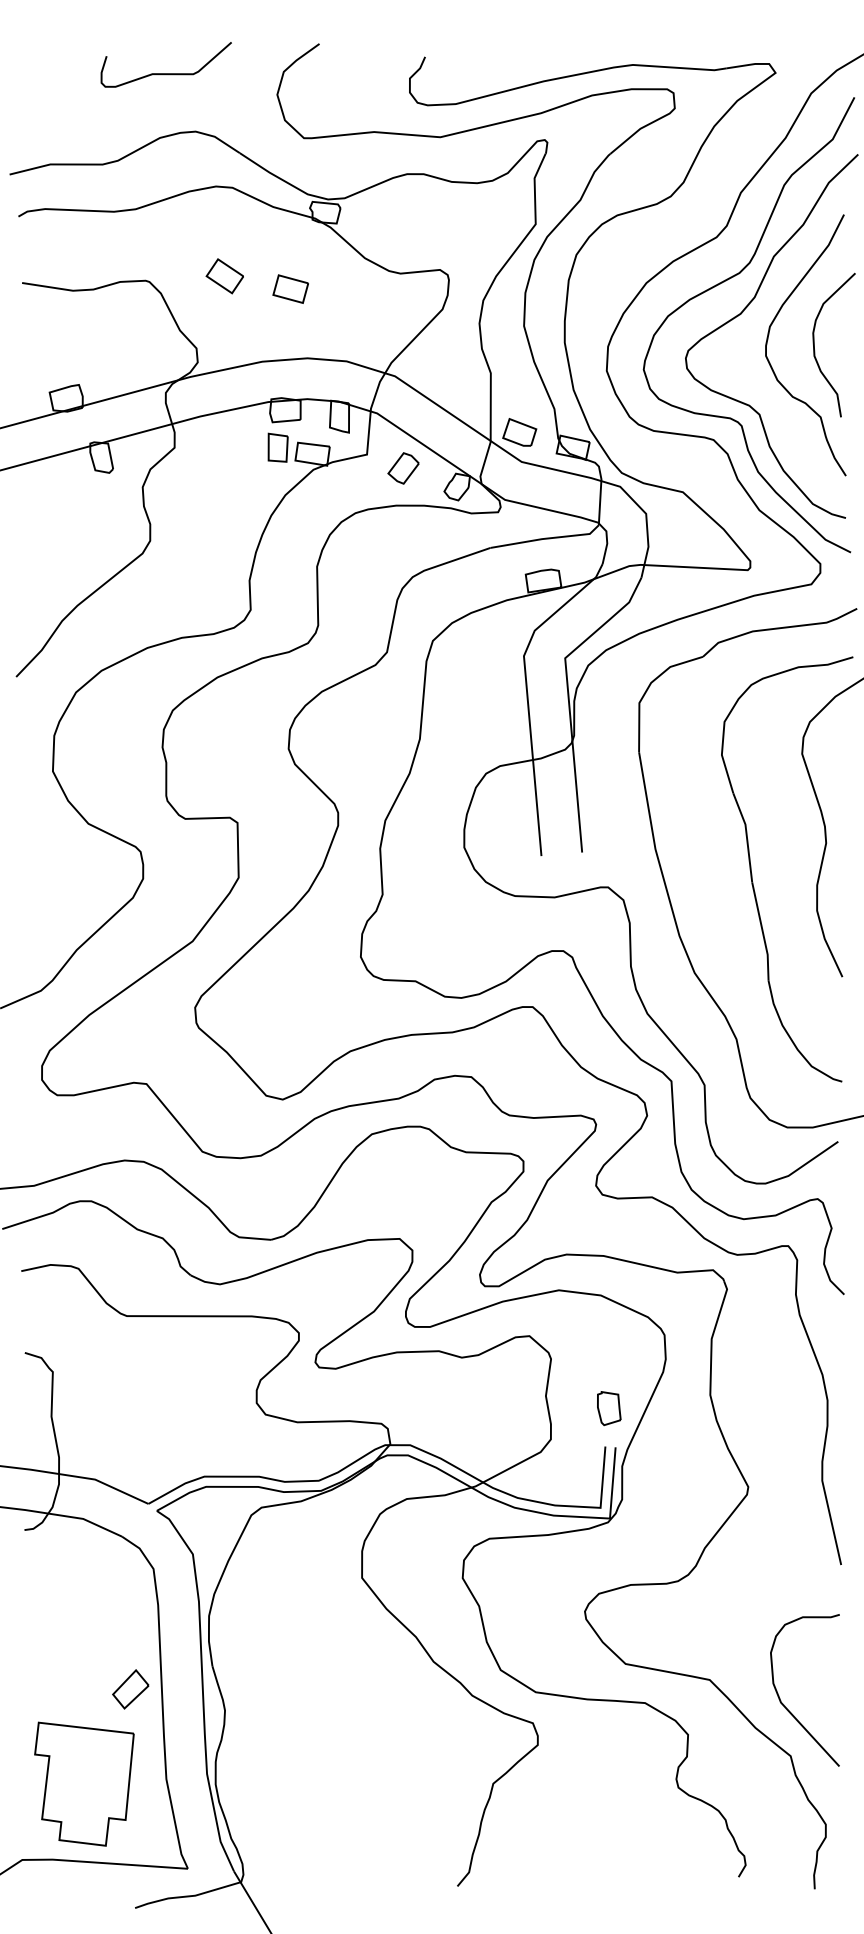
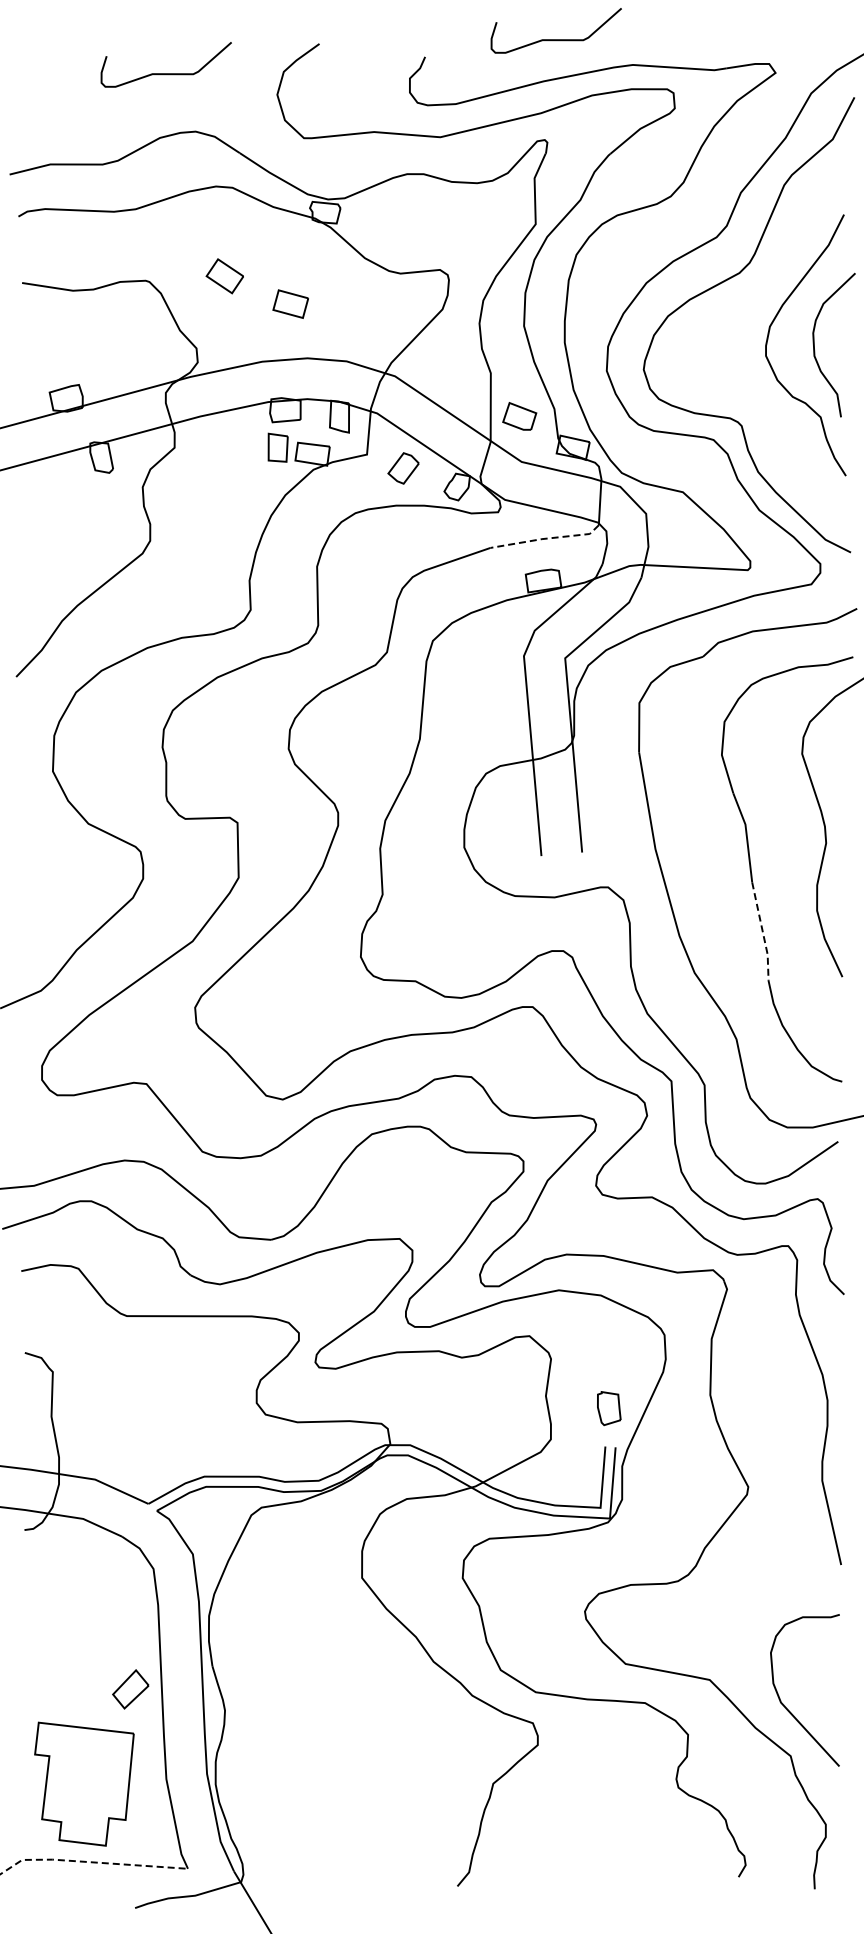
curve: none -> present (555, 39)
part position: (290, 288) -> (290, 303) (290, 303)
curve: present -> none (743, 312)
part position: (519, 432) -> (519, 416) (519, 416)
line: solid -> dashed (545, 538)
line: solid -> dashed (762, 932)
line: solid -> dashed (91, 1862)
